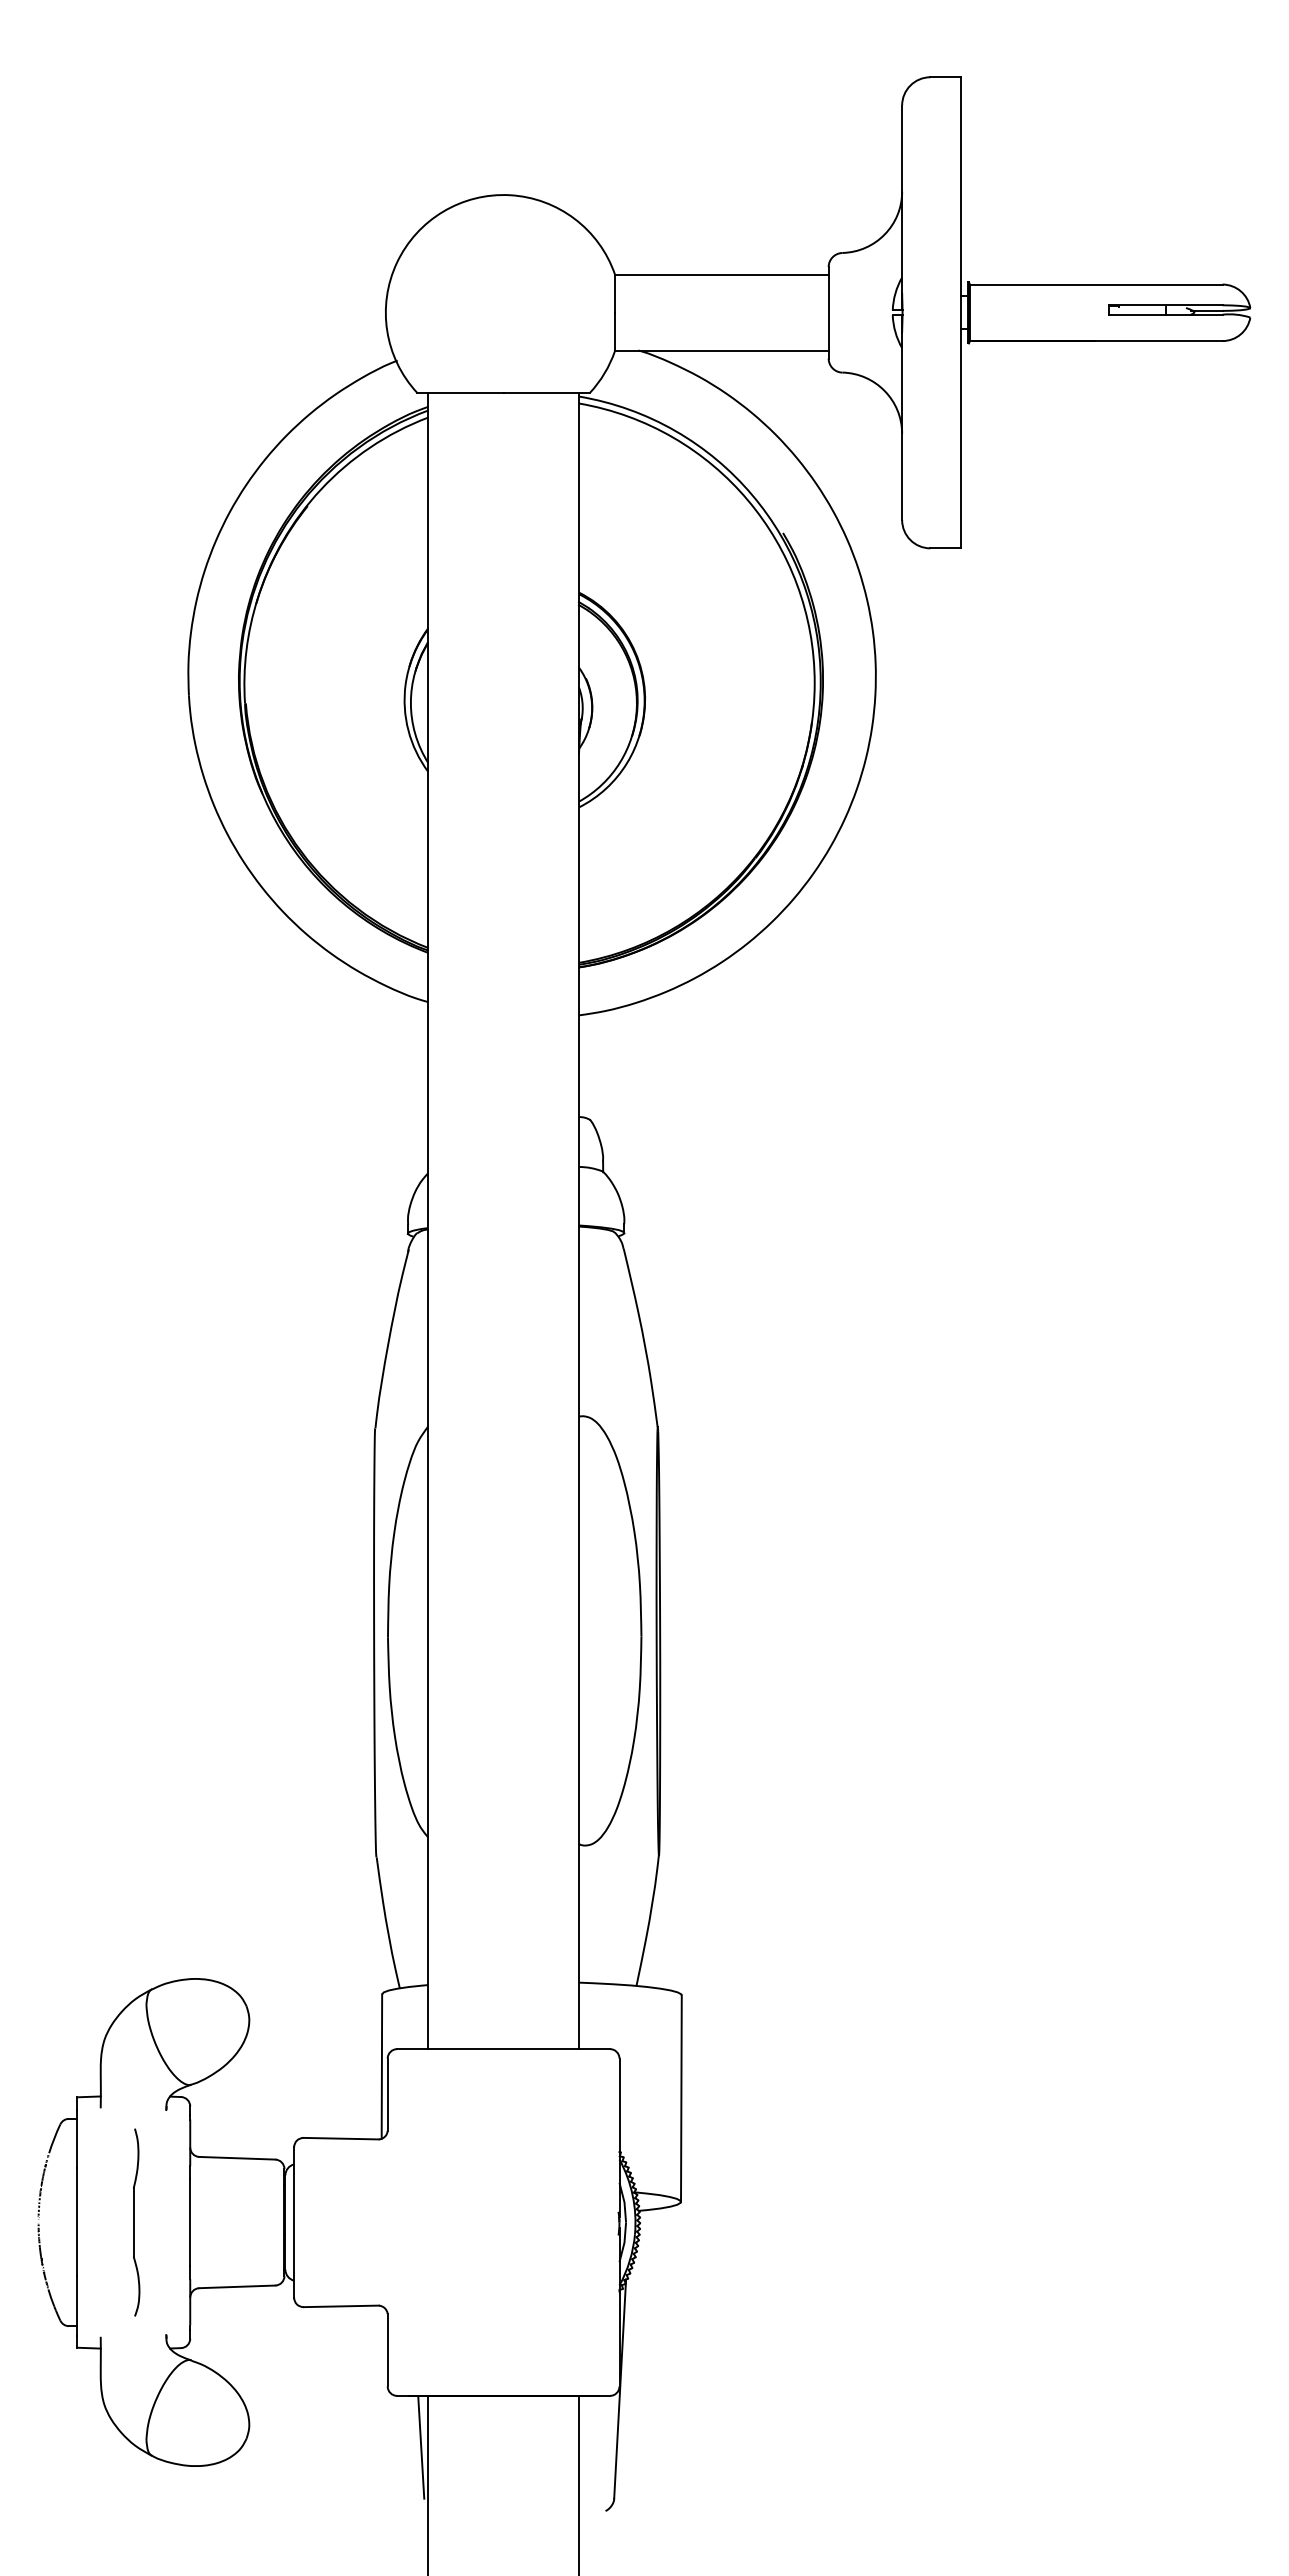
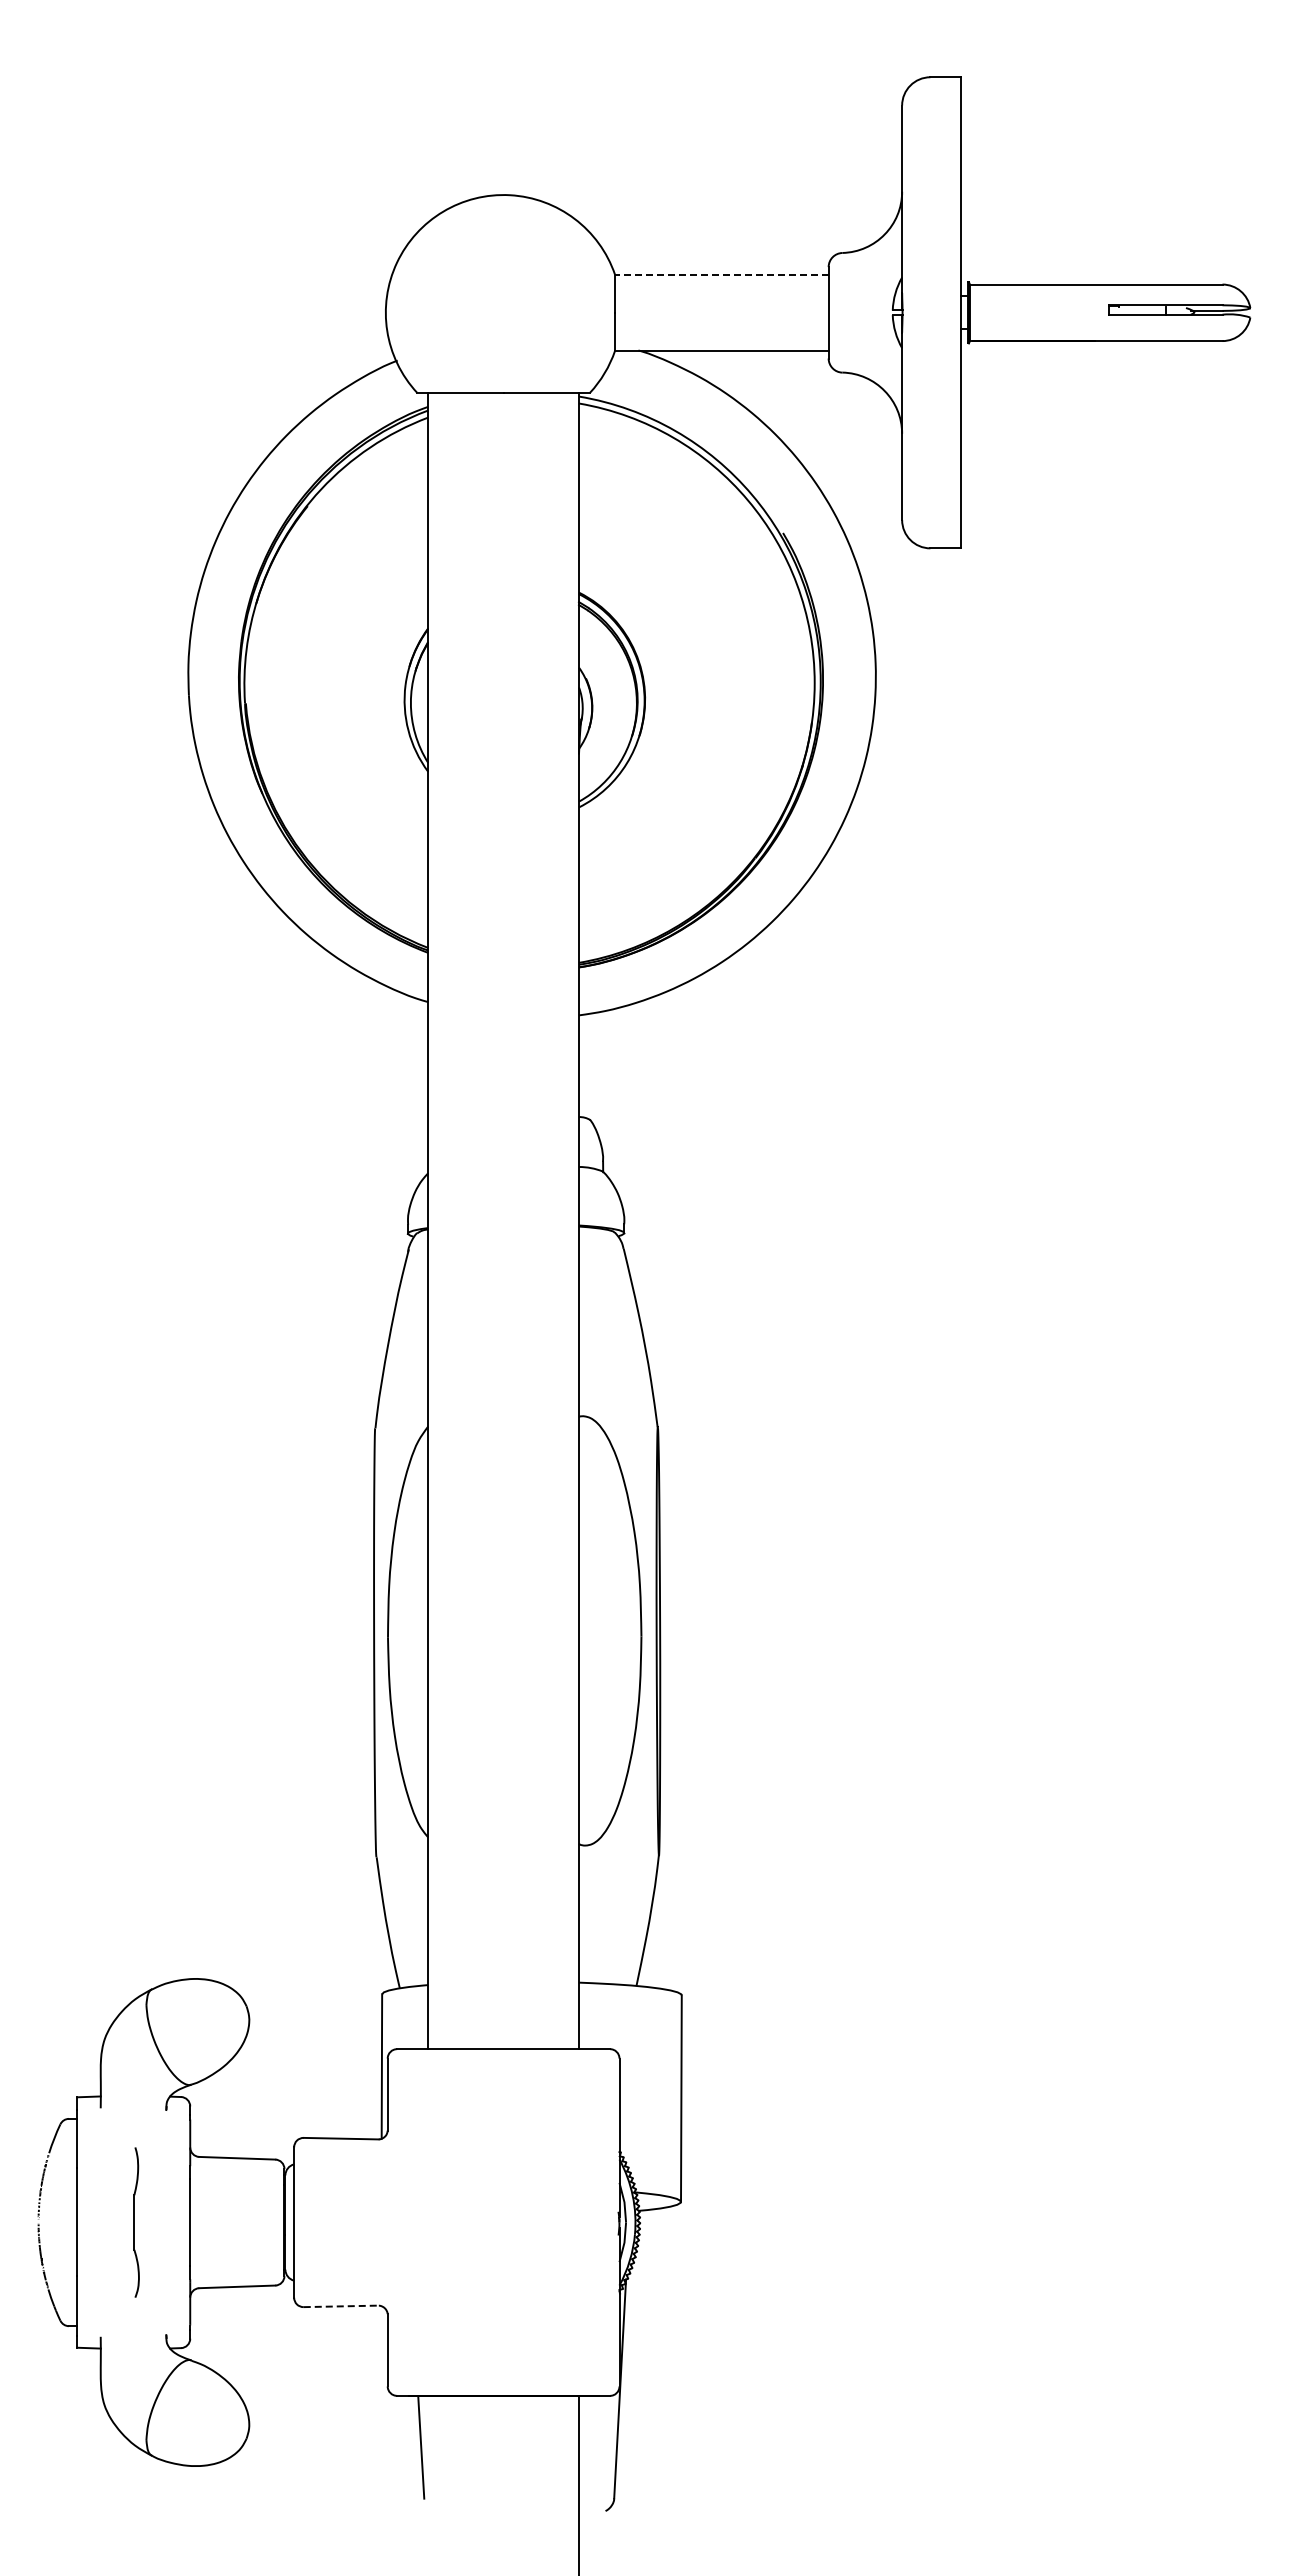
line: solid -> dashed (721, 275)
part size: 8x189 px -> 7x151 px (136, 2222)
line: solid -> dashed (341, 2306)
line: present -> none (428, 2484)
